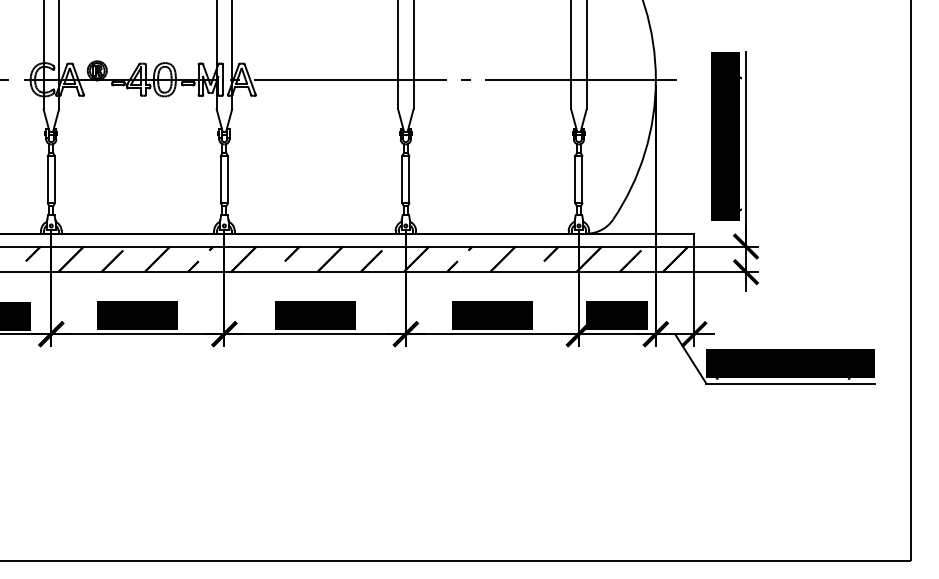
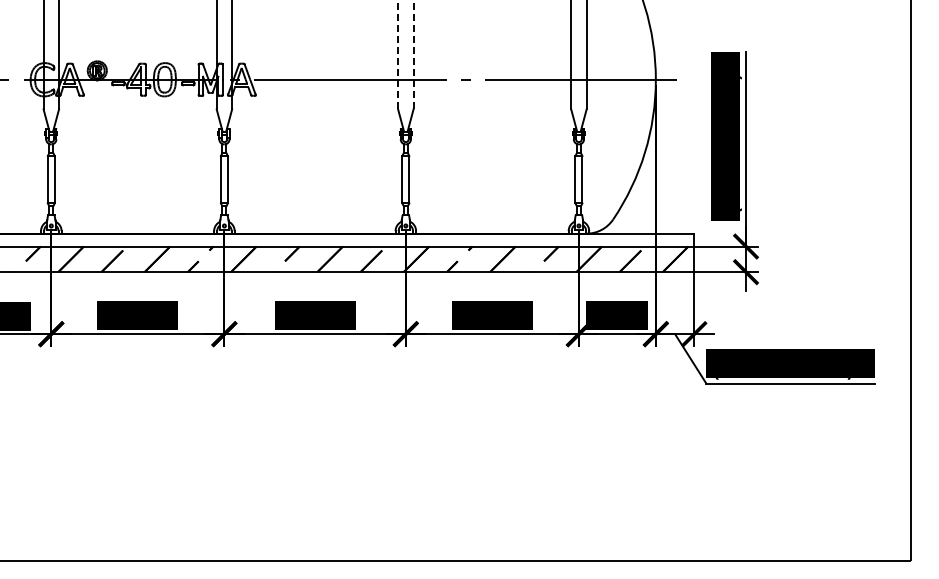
line: solid -> dashed (398, 54)
line: solid -> dashed (413, 55)
